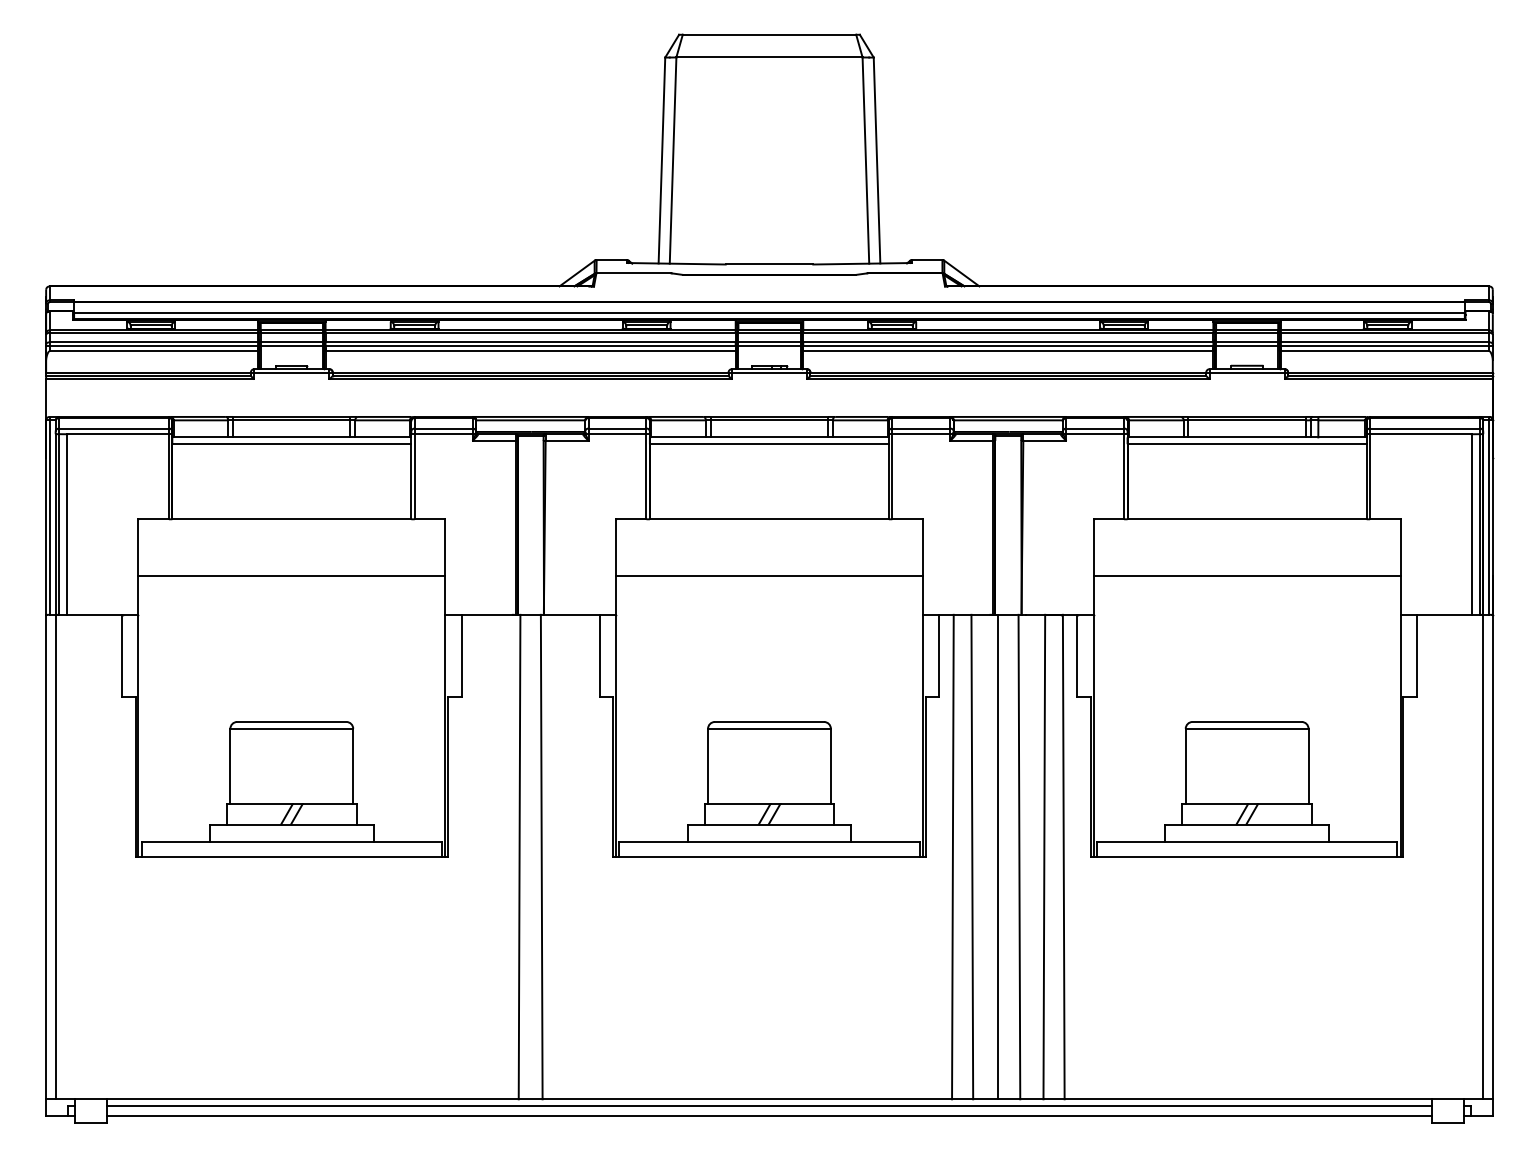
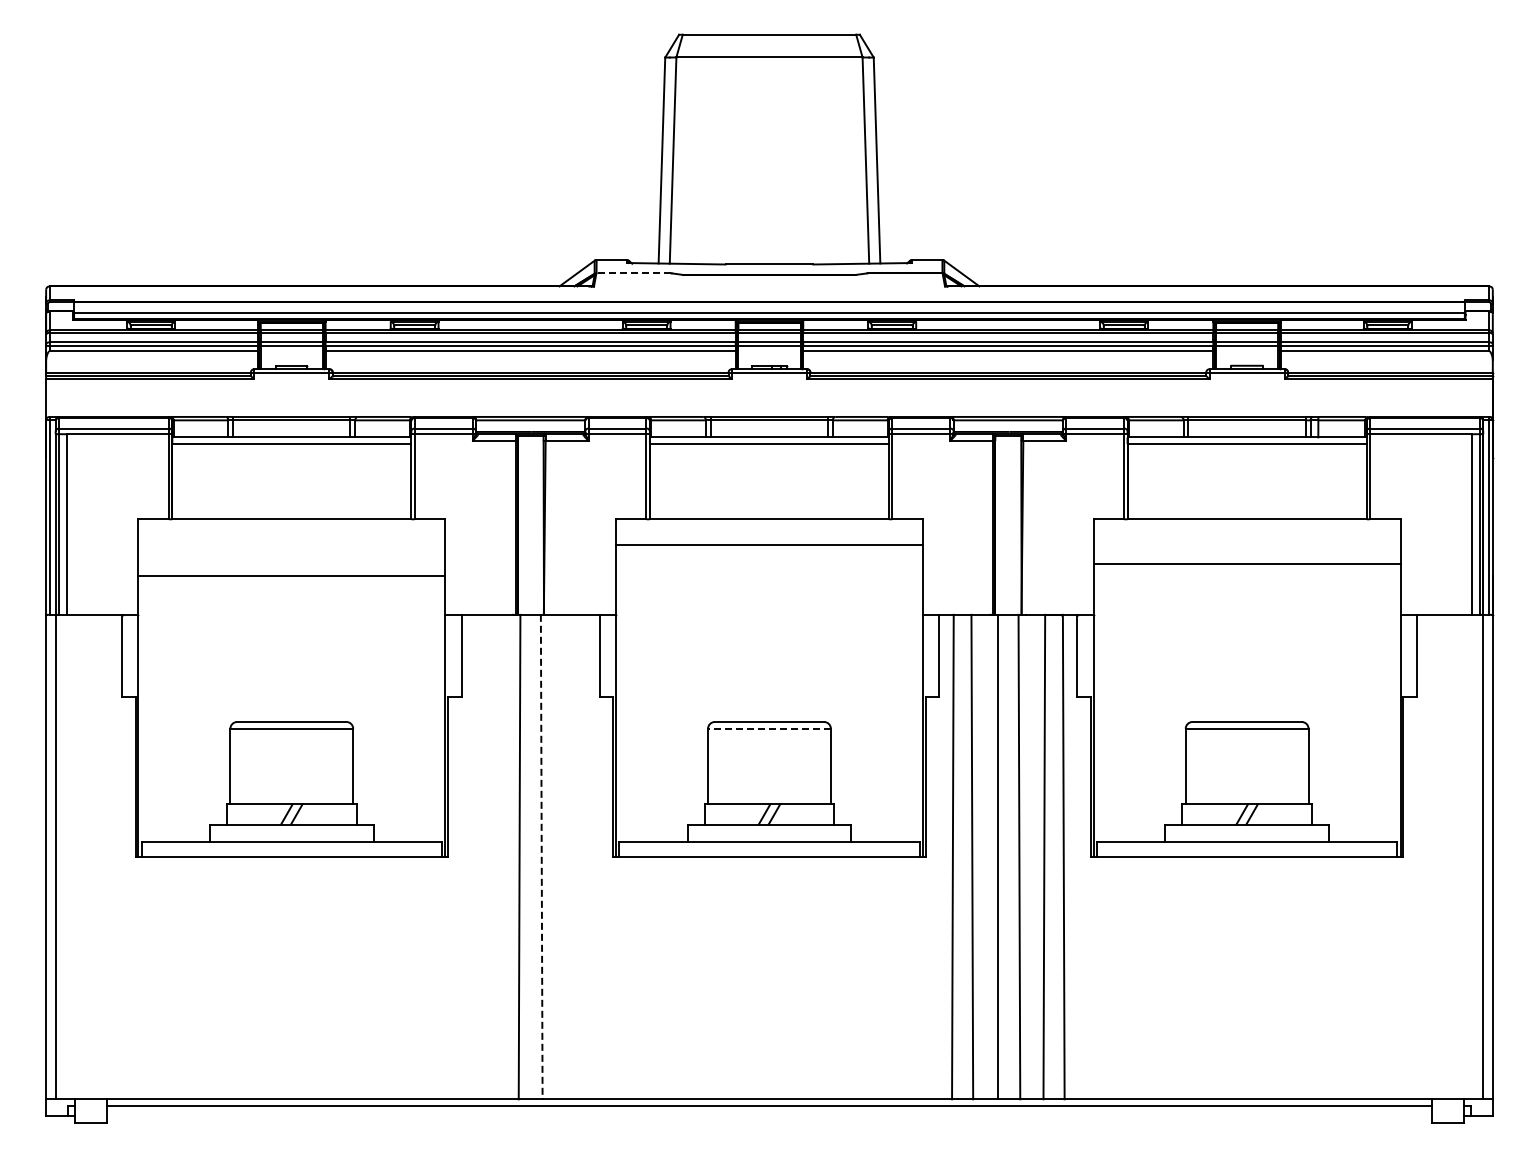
line: solid -> dashed (633, 273)
line position: (769, 575) -> (769, 544) (769, 544)
line position: (1246, 575) -> (1246, 563) (1246, 563)
line: solid -> dashed (768, 728)
line: solid -> dashed (541, 857)
line: present -> none (769, 1116)
